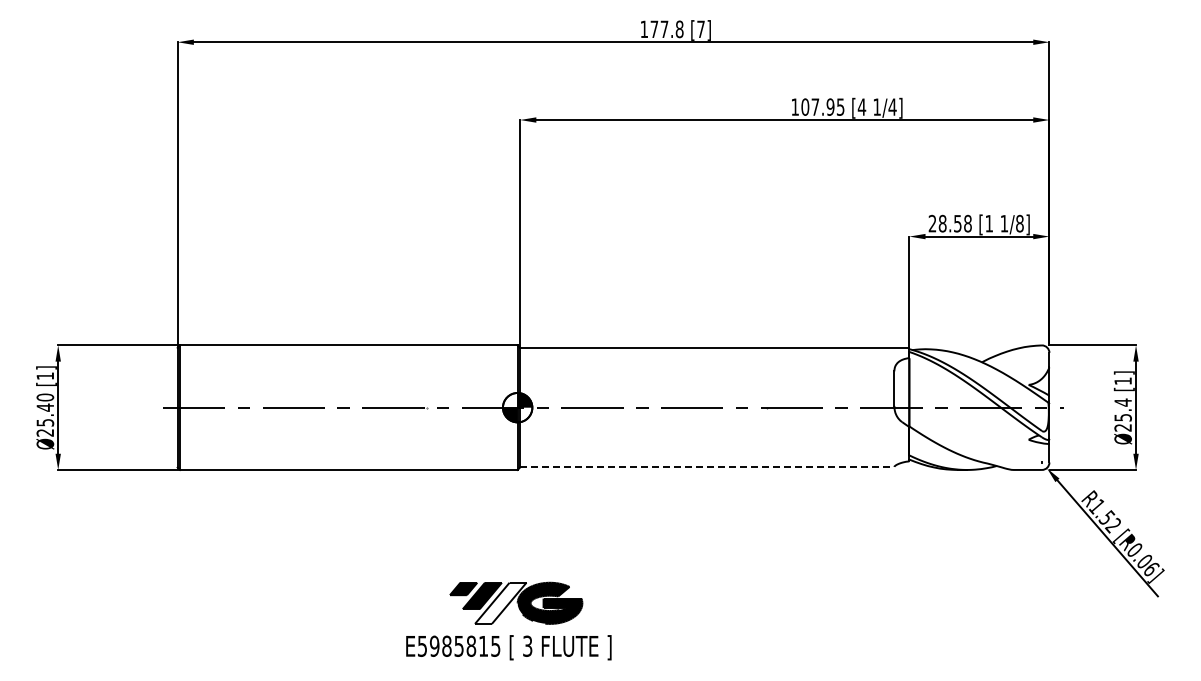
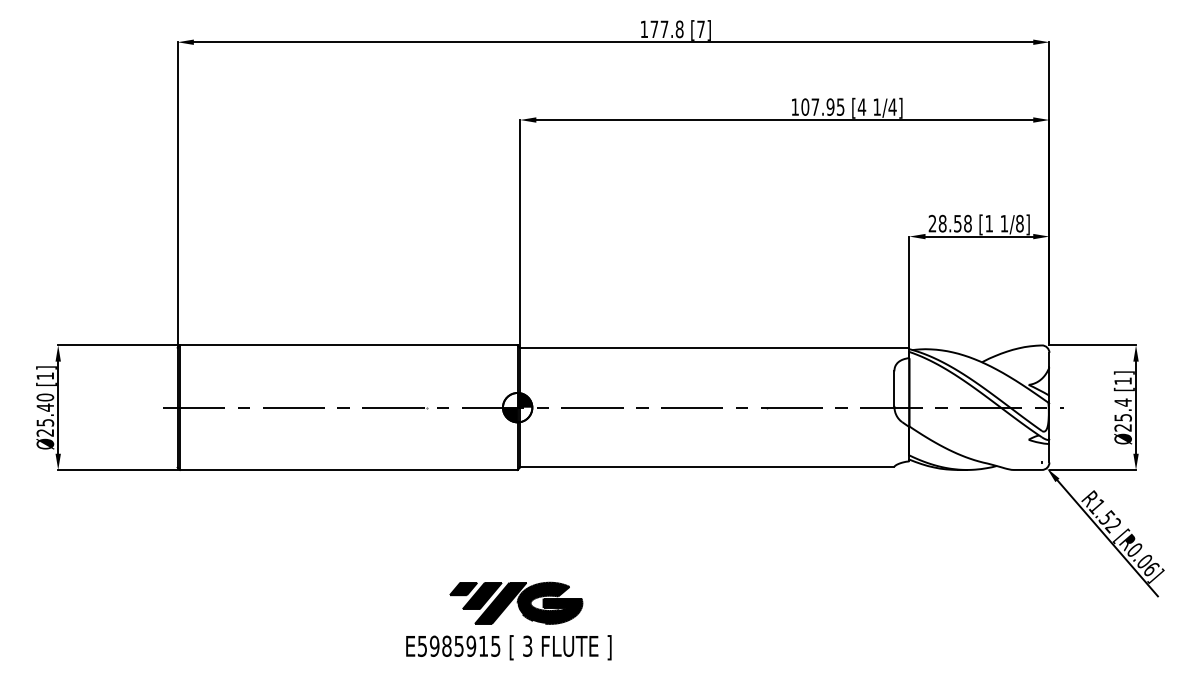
line: dashed -> solid (707, 467)
fill: none -> present (500, 602)
text: E5985815 -> E5985915 (471, 645)
